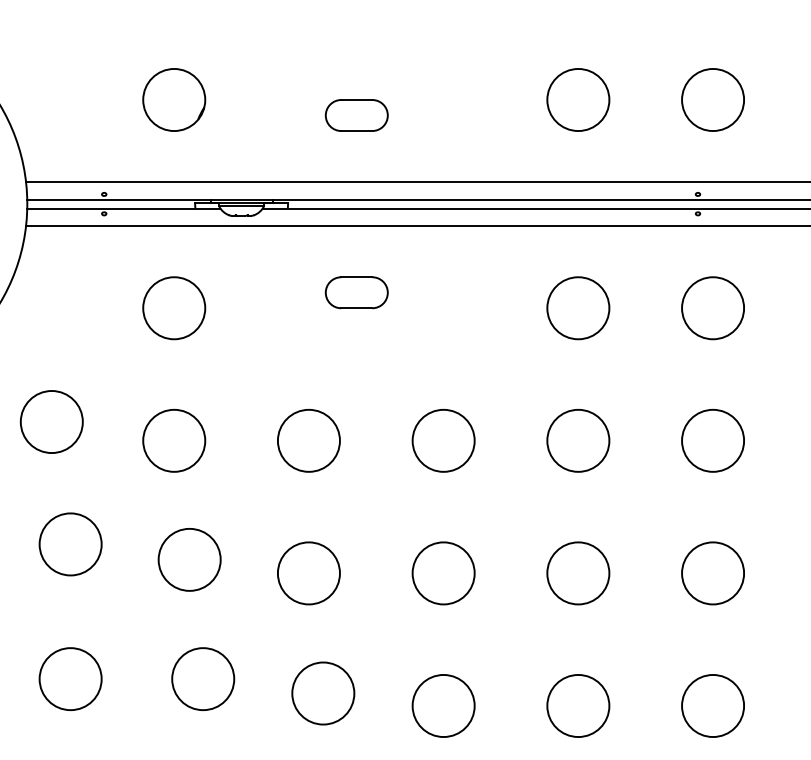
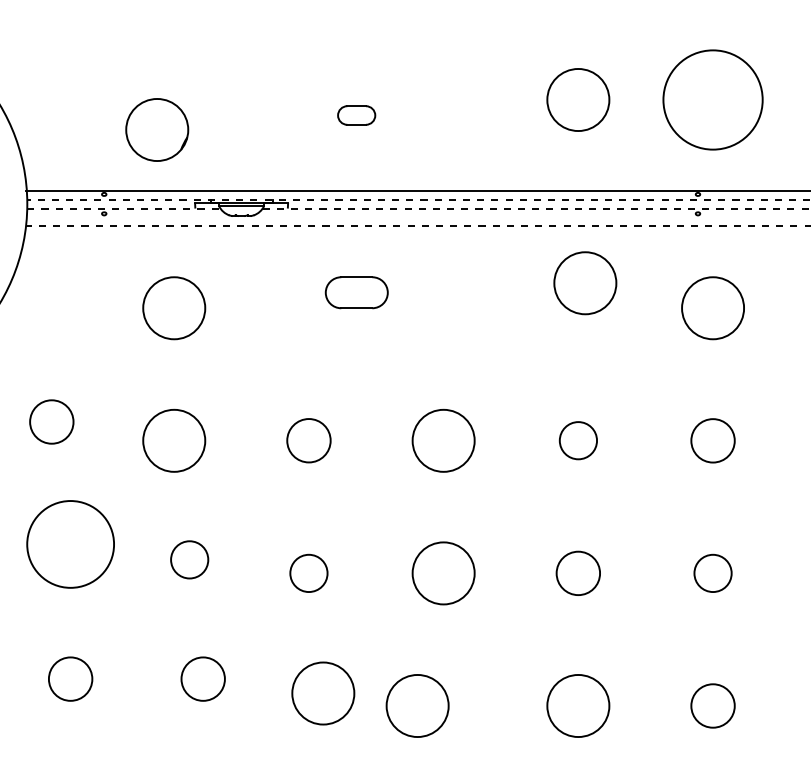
circle position: (174, 99) -> (157, 129) (157, 129)
circle diameter: 62 px -> 99 px (712, 99)
part size: 65x33 px -> 40x21 px (356, 115)
line position: (416, 181) -> (416, 190) (416, 190)
line: solid -> dashed (418, 199)
line: solid -> dashed (123, 208)
line: solid -> dashed (536, 208)
line: solid -> dashed (417, 226)
circle position: (578, 308) -> (585, 283) (585, 283)
circle diameter: 62 px -> 43 px (51, 421)
circle size: 64x65 px -> 46x46 px (308, 440)
circle size: 65x65 px -> 40x40 px (577, 440)
circle diameter: 62 px -> 43 px (712, 440)
circle diameter: 62 px -> 87 px (70, 544)
circle diameter: 62 px -> 37 px (189, 559)
circle diameter: 62 px -> 37 px (308, 573)
circle diameter: 62 px -> 43 px (578, 573)
circle diameter: 62 px -> 37 px (712, 573)
circle diameter: 62 px -> 43 px (70, 678)
circle diameter: 62 px -> 43 px (202, 678)
circle position: (443, 705) -> (417, 705) (417, 705)
circle diameter: 62 px -> 43 px (712, 705)
